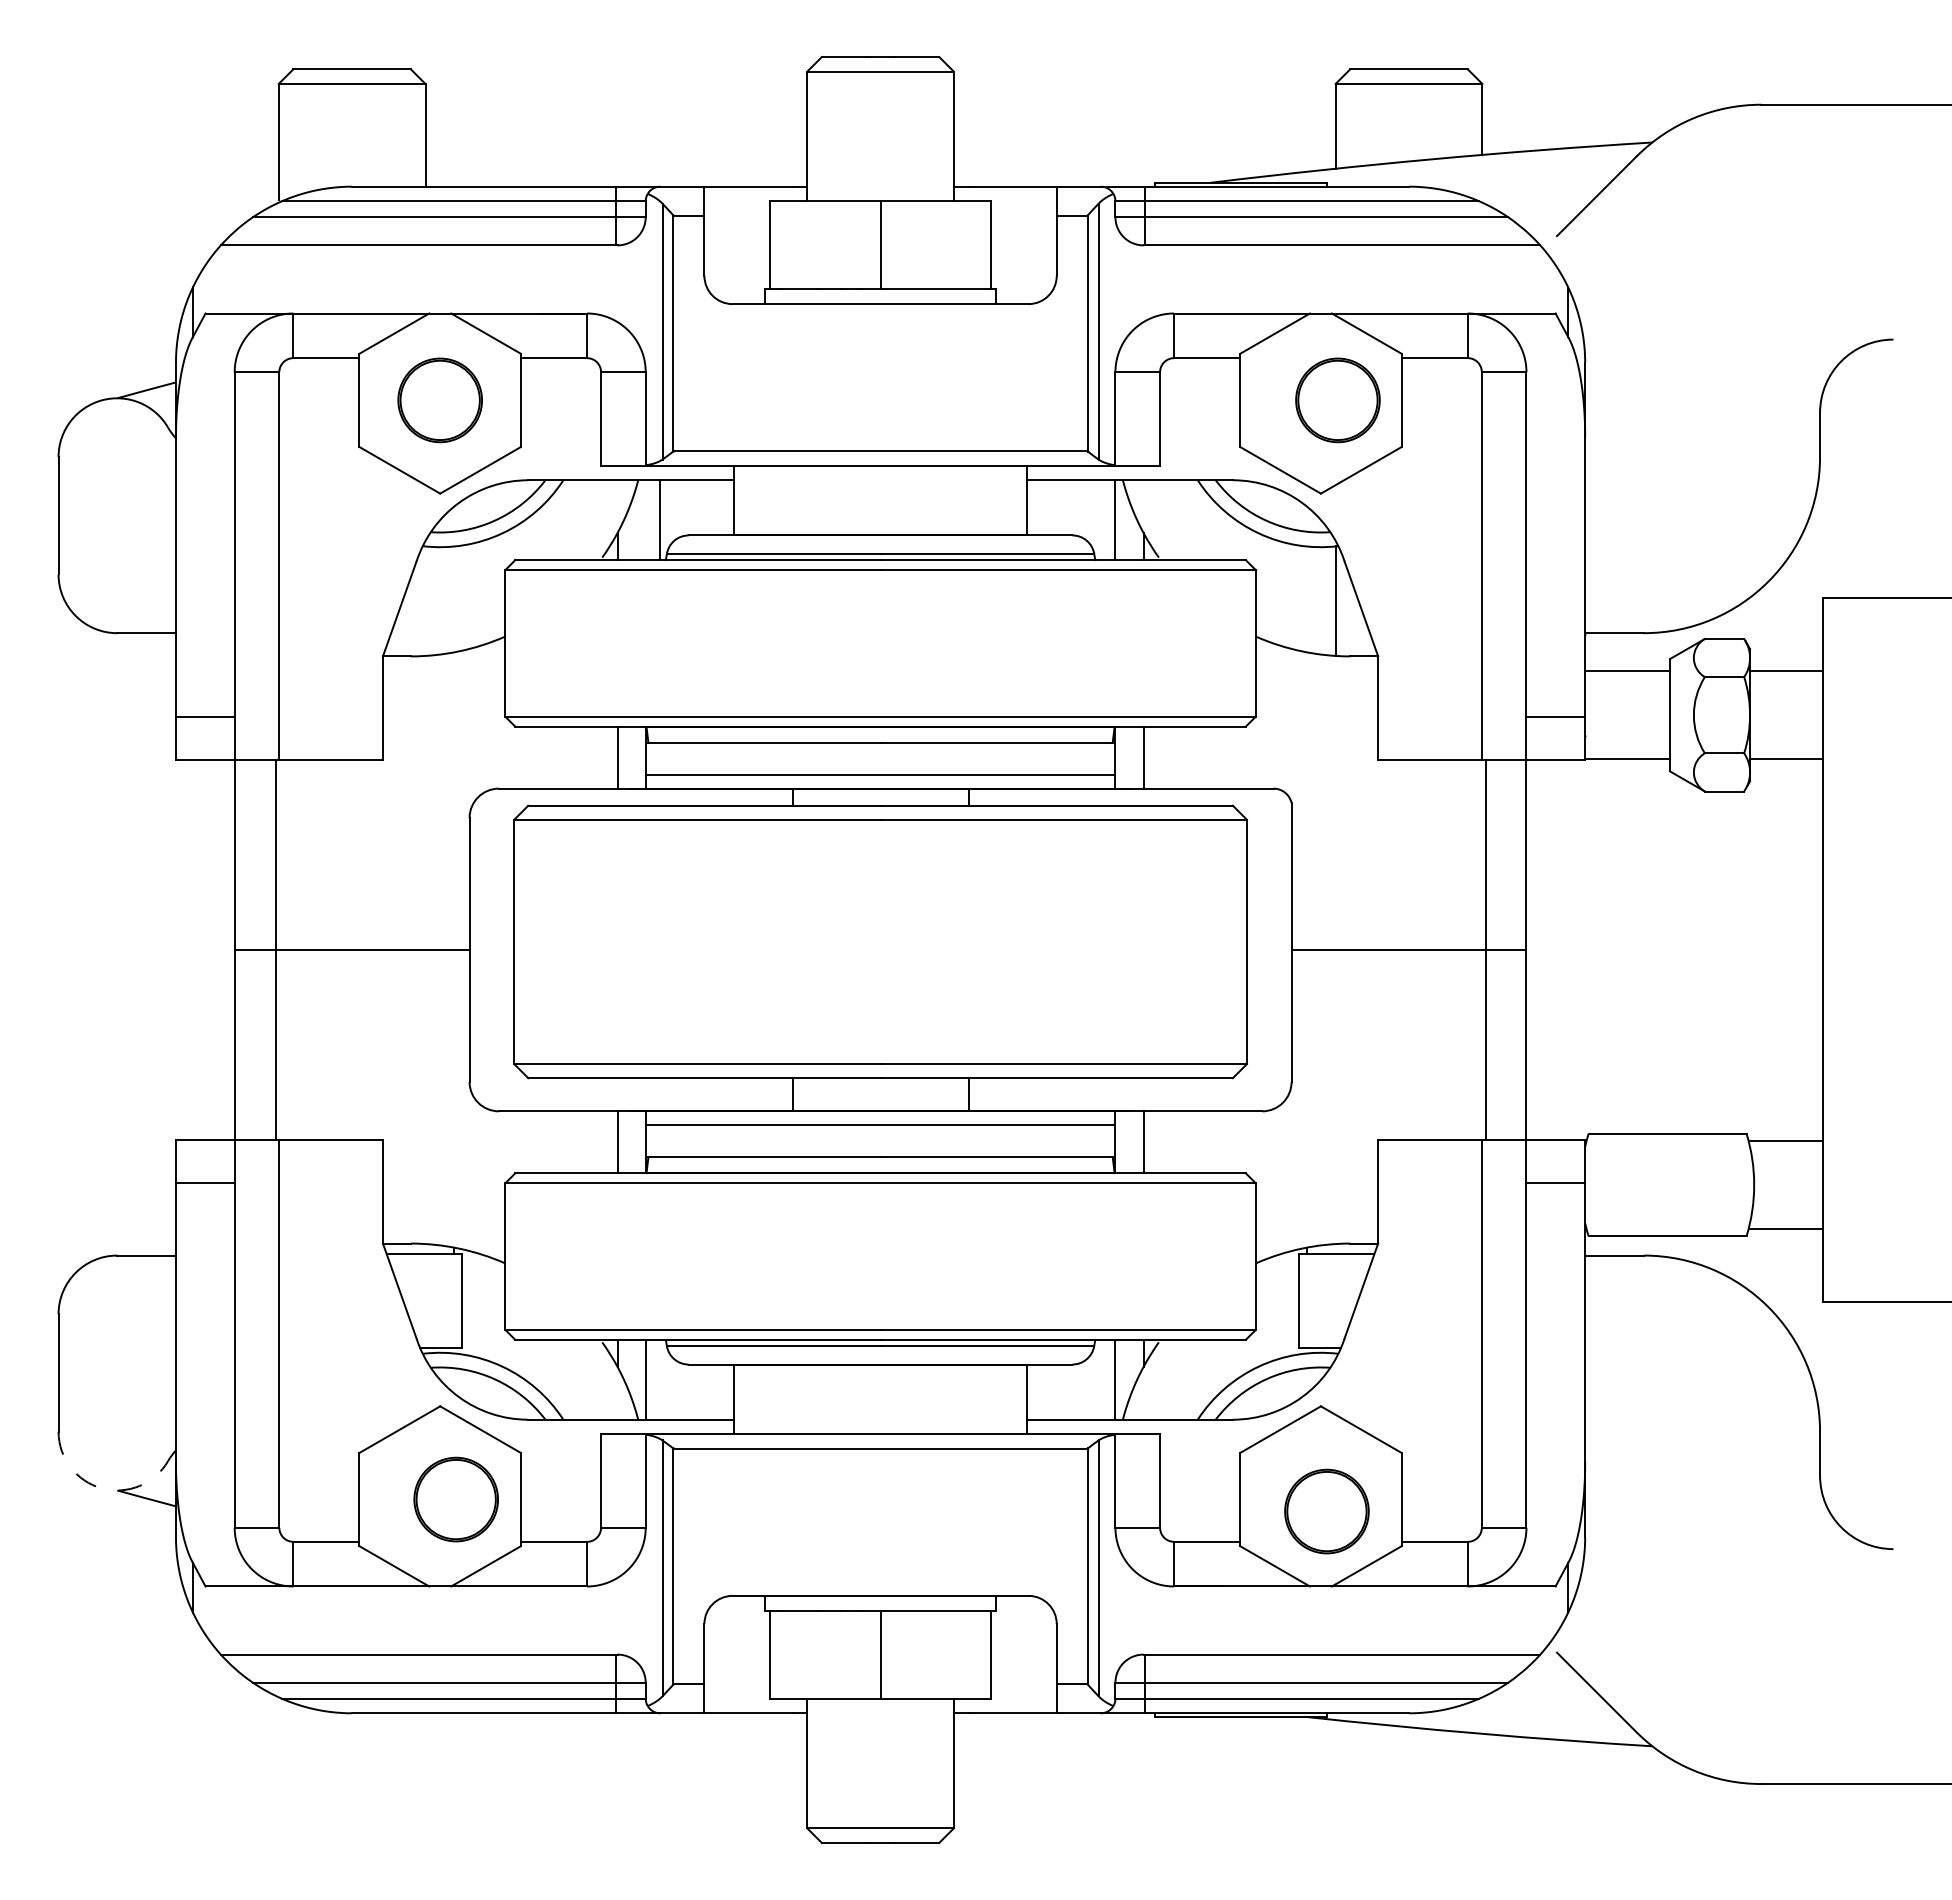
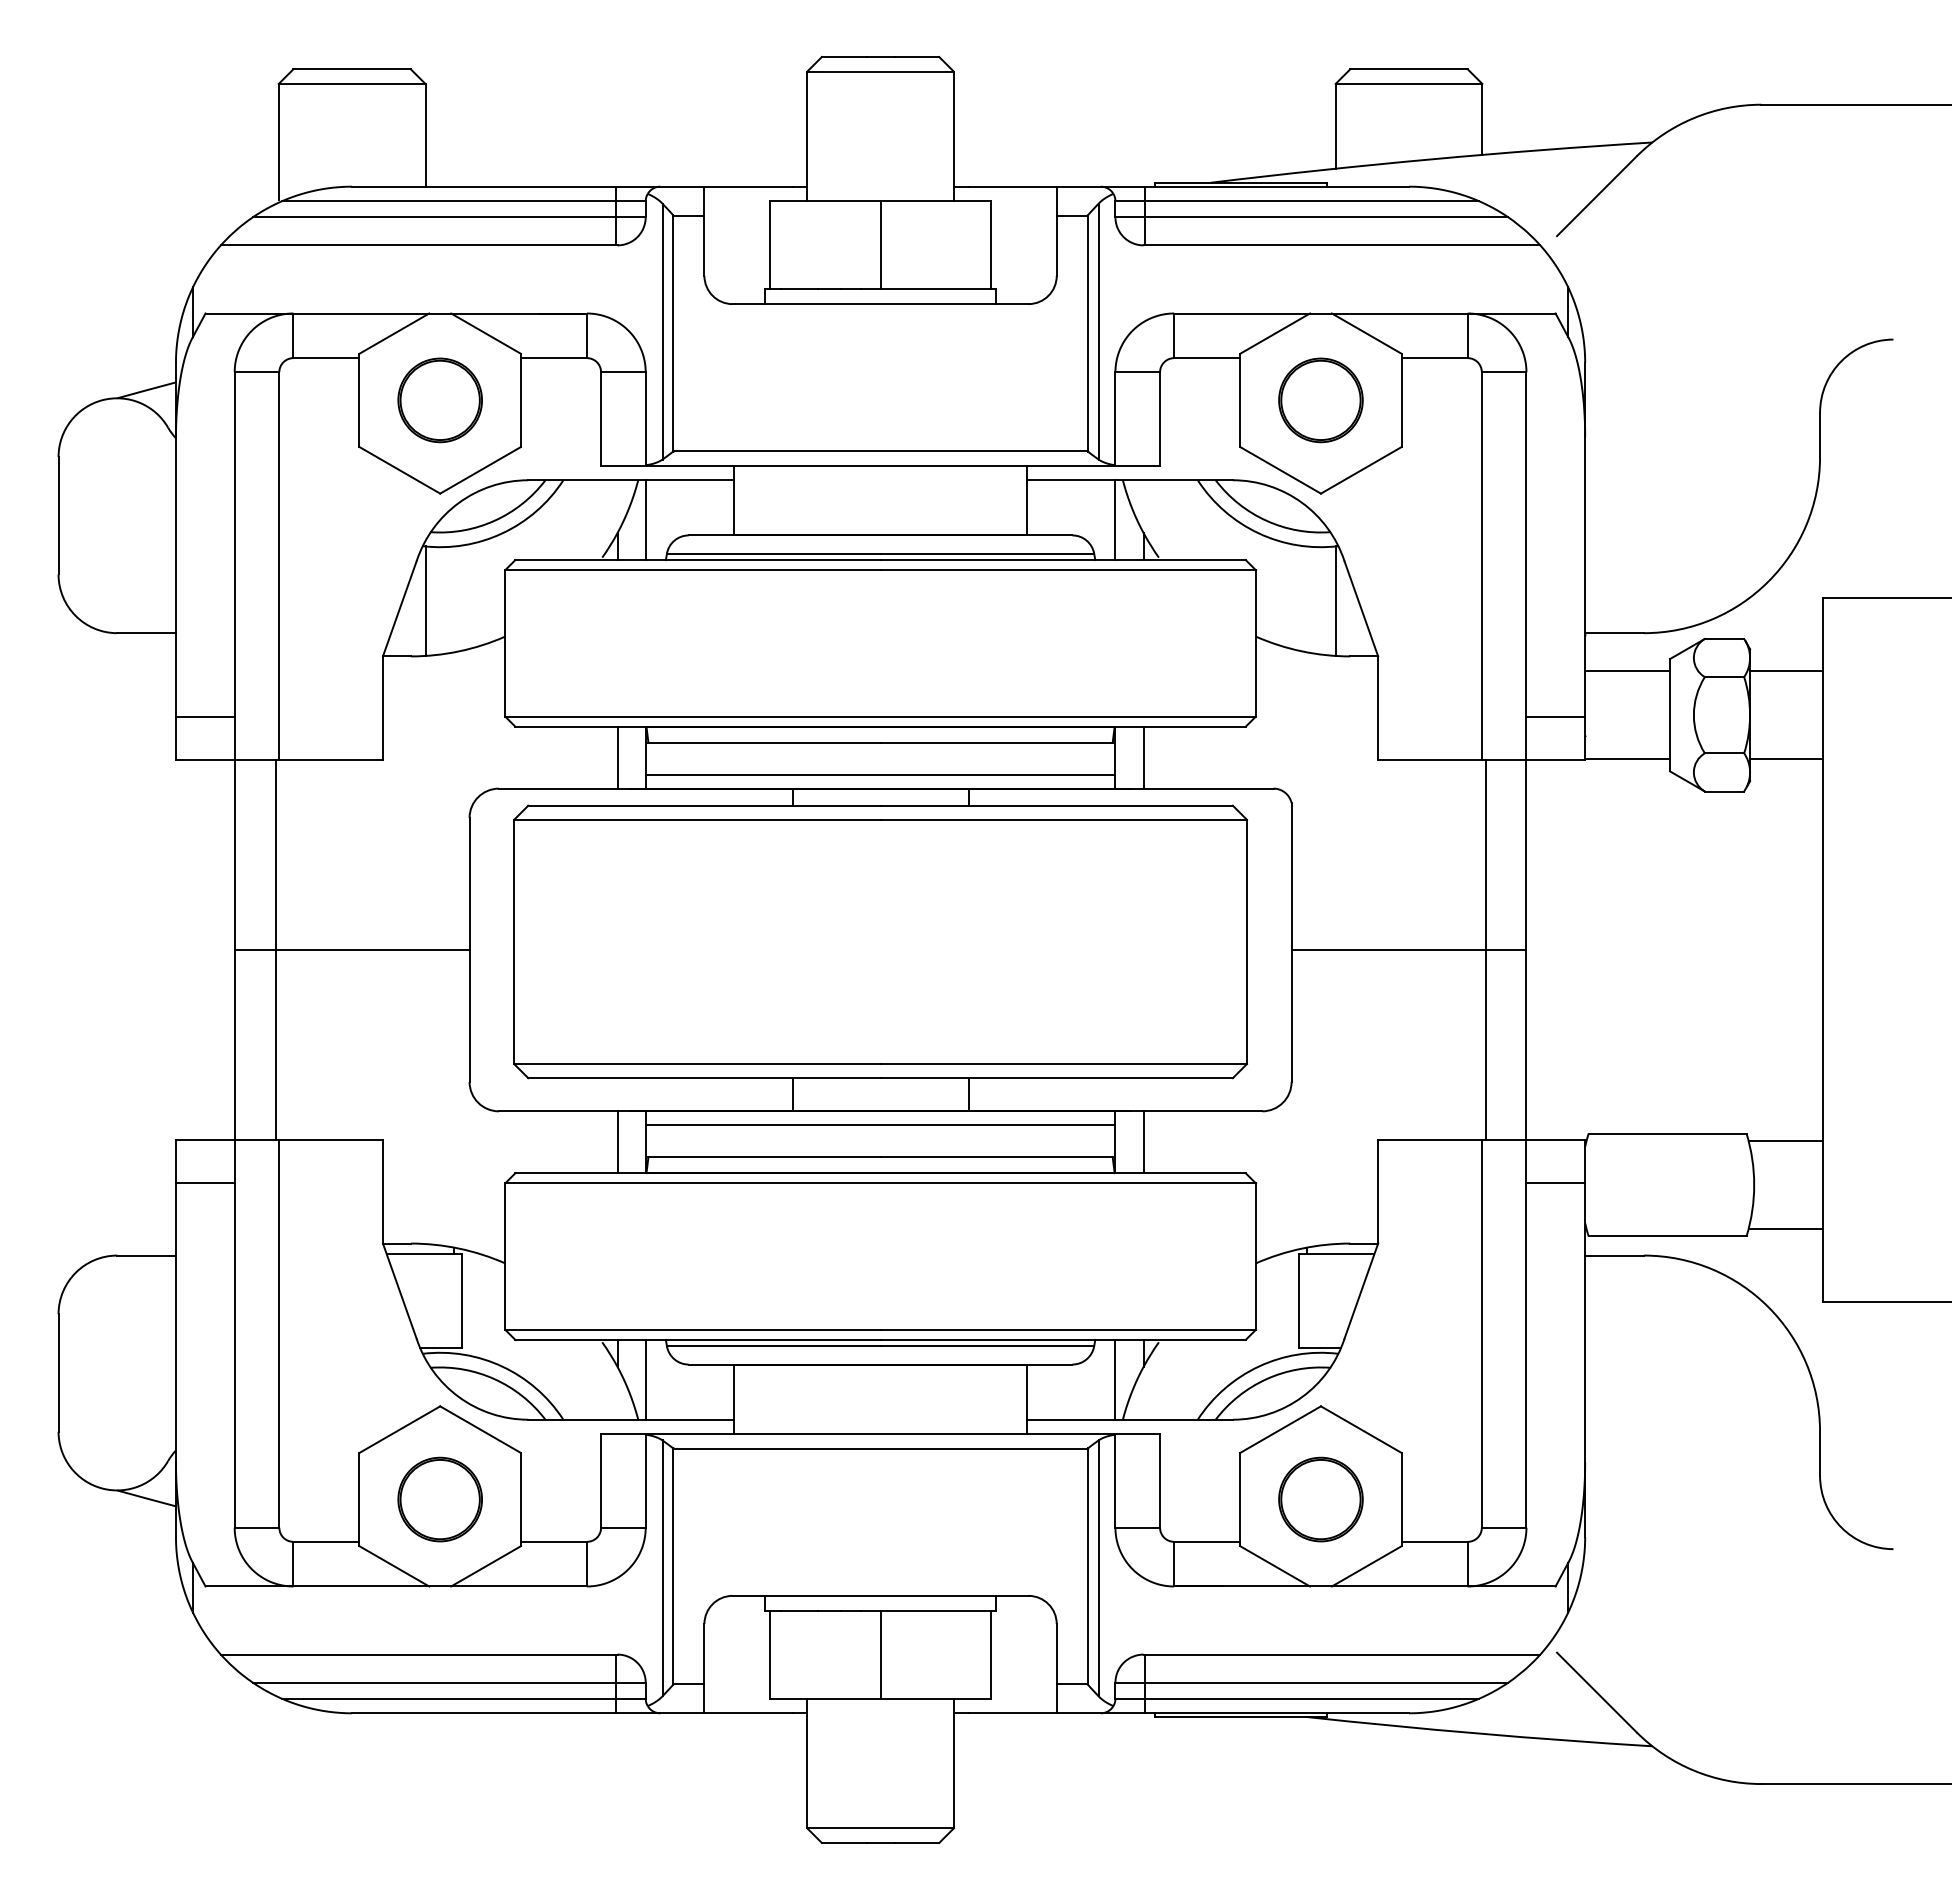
part position: (1337, 400) -> (1320, 400) (1320, 400)
line position: (659, 520) -> (645, 520) (645, 520)
line: none -> present (425, 600)
arc: dashed -> solid (102, 1488)
part position: (455, 1499) -> (439, 1499) (439, 1499)
part position: (1326, 1511) -> (1320, 1499) (1320, 1499)
